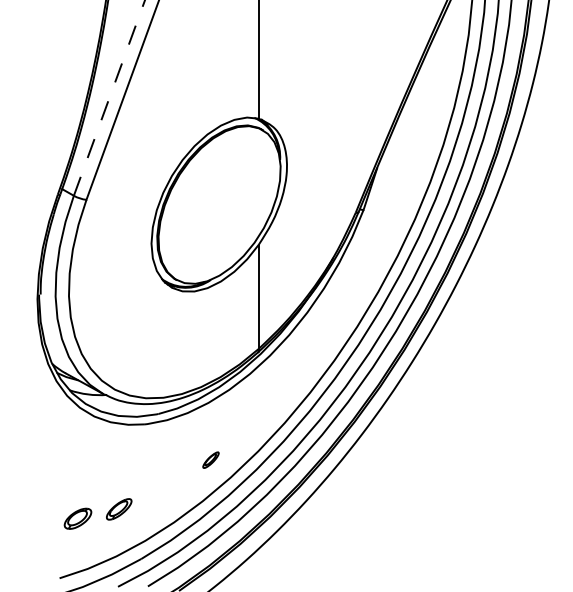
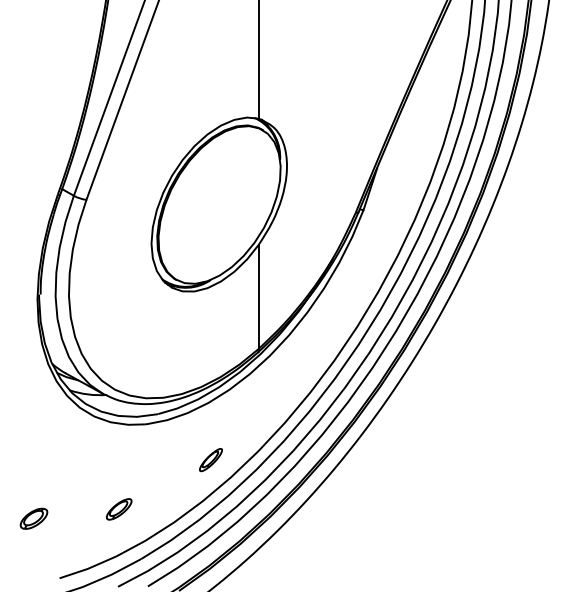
line: dashed -> solid (109, 98)
part size: 18x18 px -> 24x25 px (210, 460)
part position: (77, 518) -> (33, 518) (33, 518)
